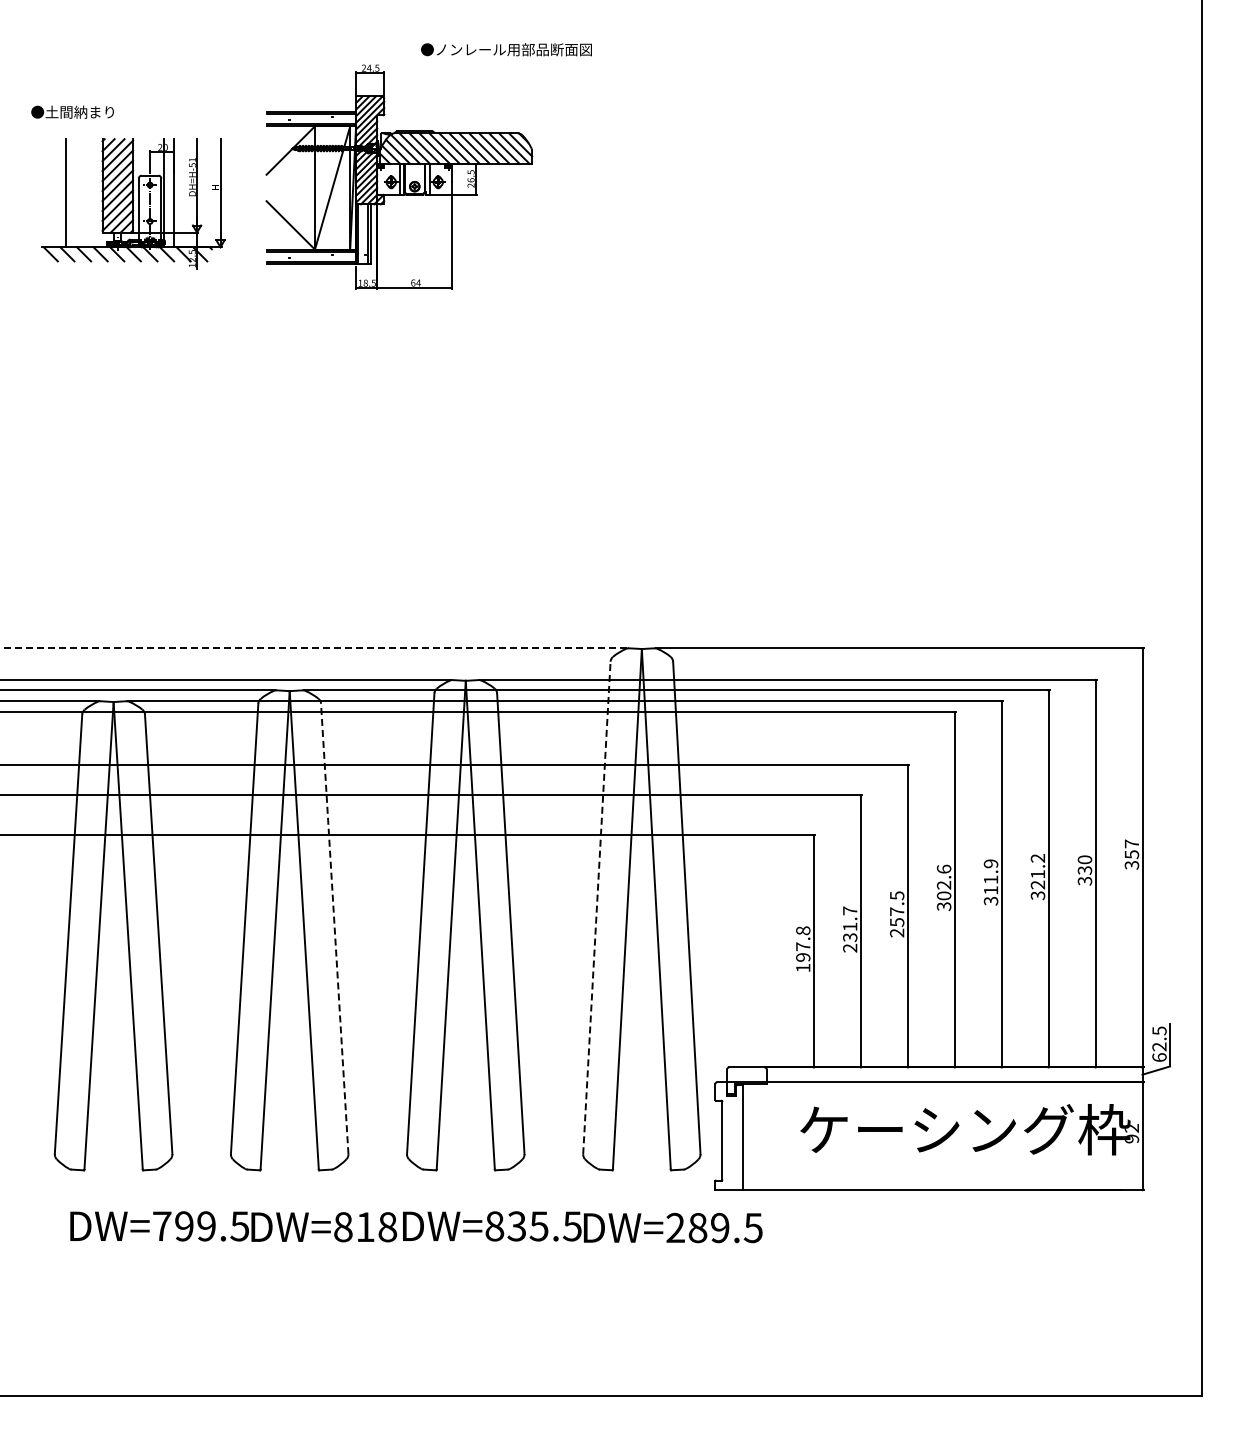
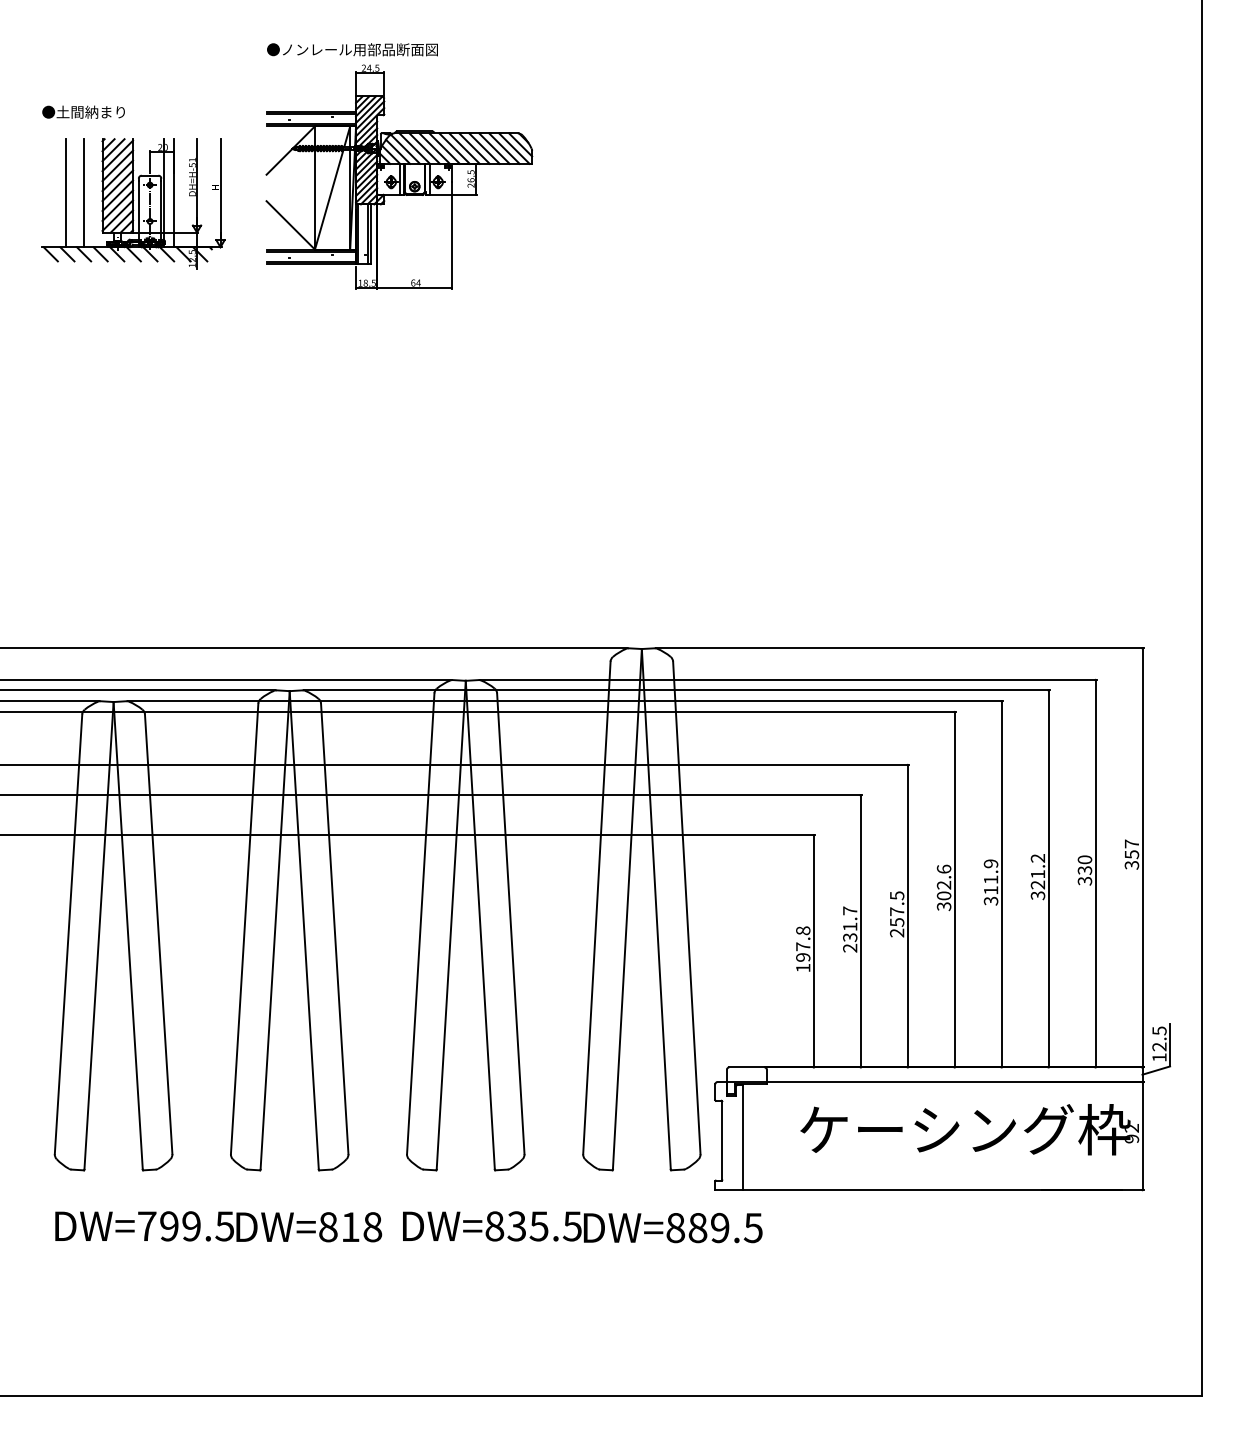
text position: (506, 49) -> (352, 49) (352, 49)
text position: (72, 111) -> (83, 111) (83, 111)
line: none -> present (84, 193)
line: dashed -> solid (313, 648)
line: dashed -> solid (596, 907)
line: dashed -> solid (334, 928)
text: 62.5 -> 12.5 (1159, 1057)
text position: (233, 1226) -> (218, 1226) (218, 1226)
text: DW=289.5 -> DW=889.5 (675, 1227)
